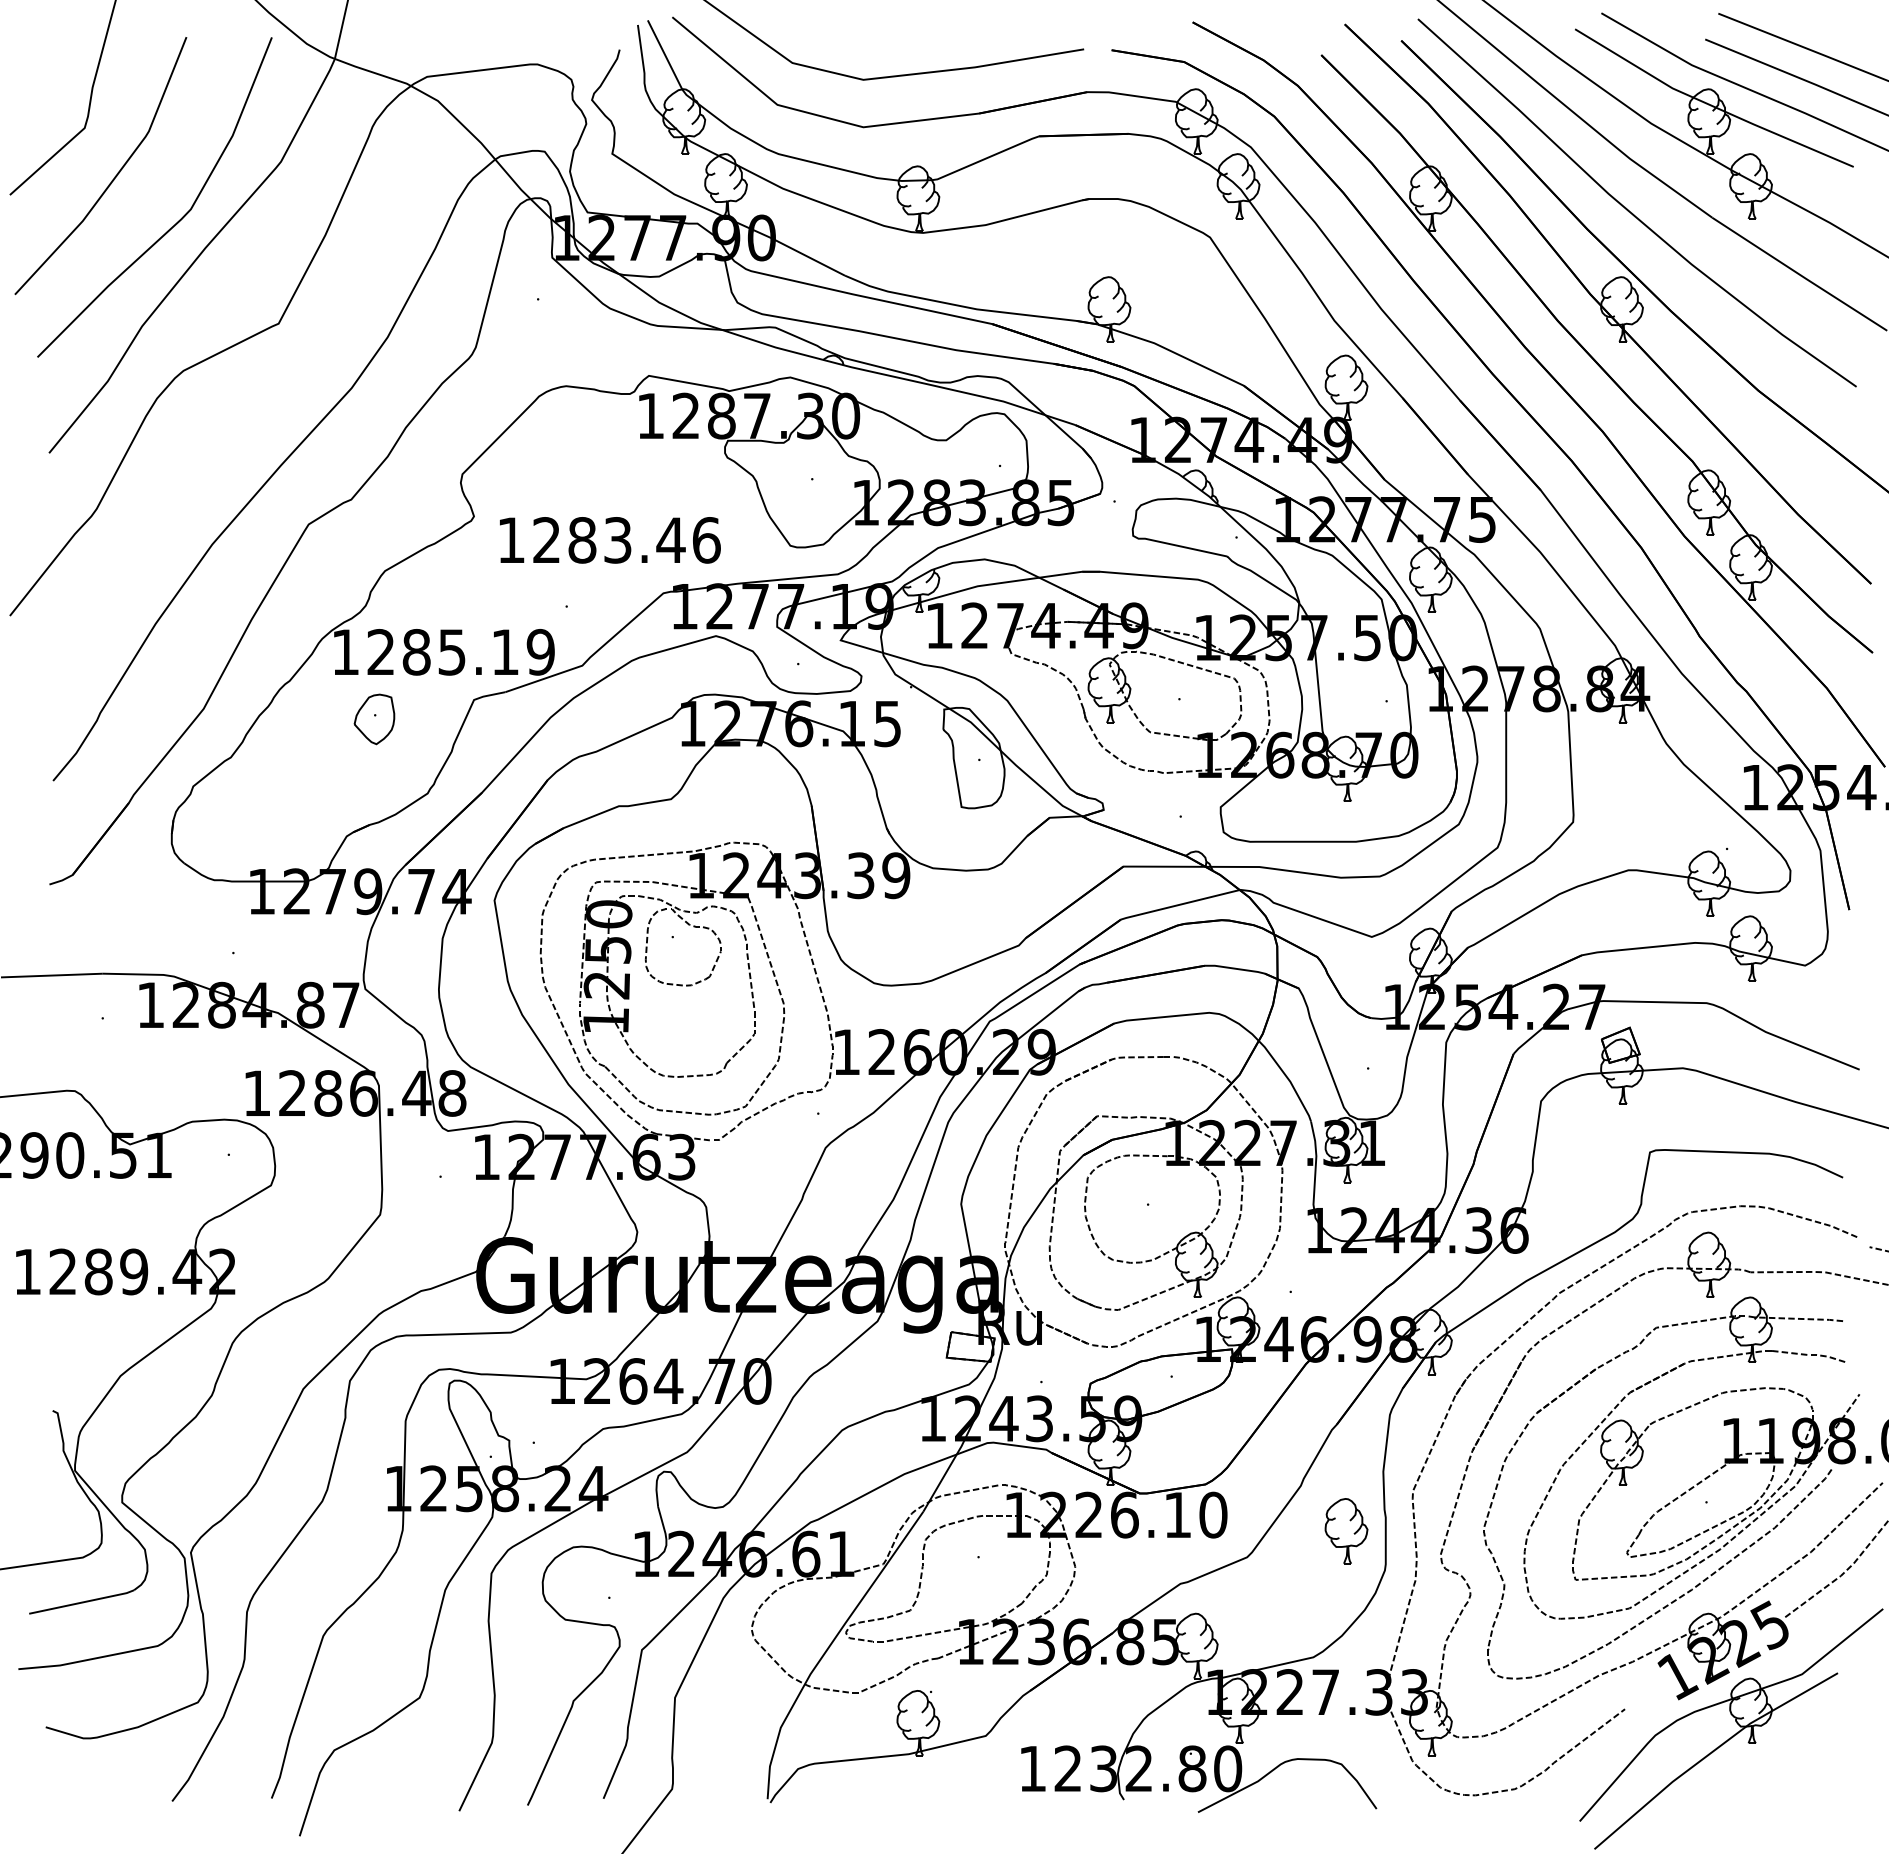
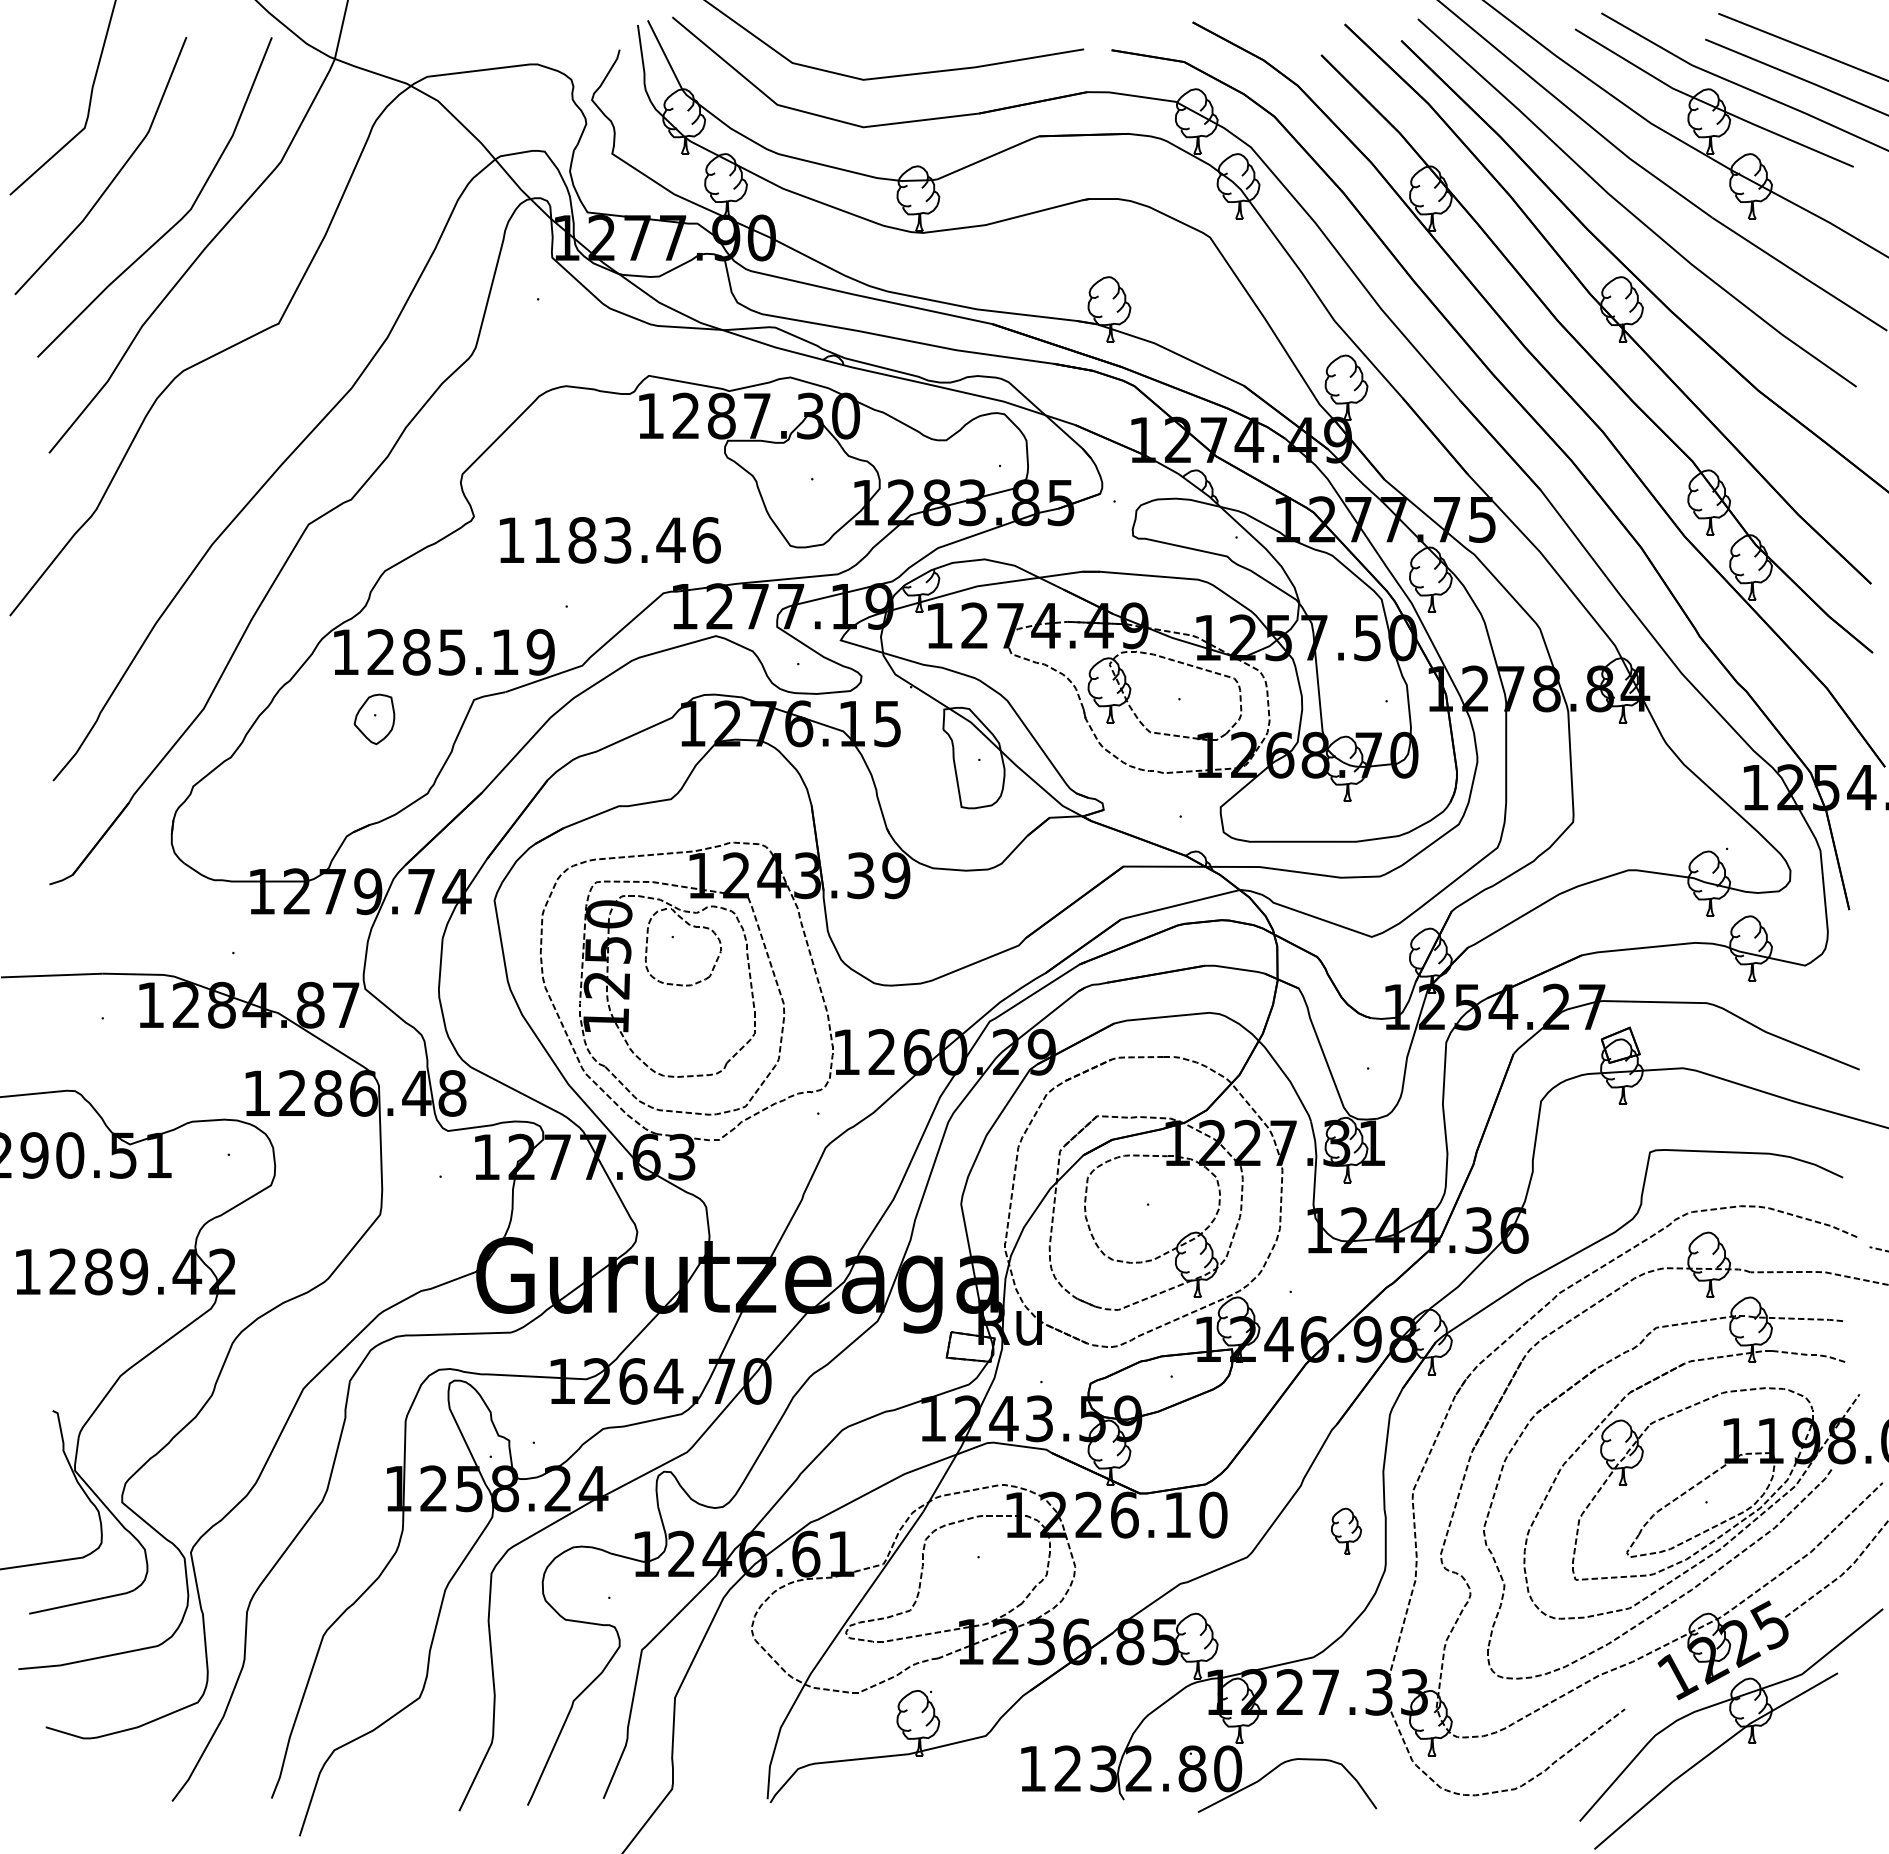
text: 1283.46 -> 1183.46 (546, 539)
part size: 45x67 px -> 32x48 px (1346, 1530)
